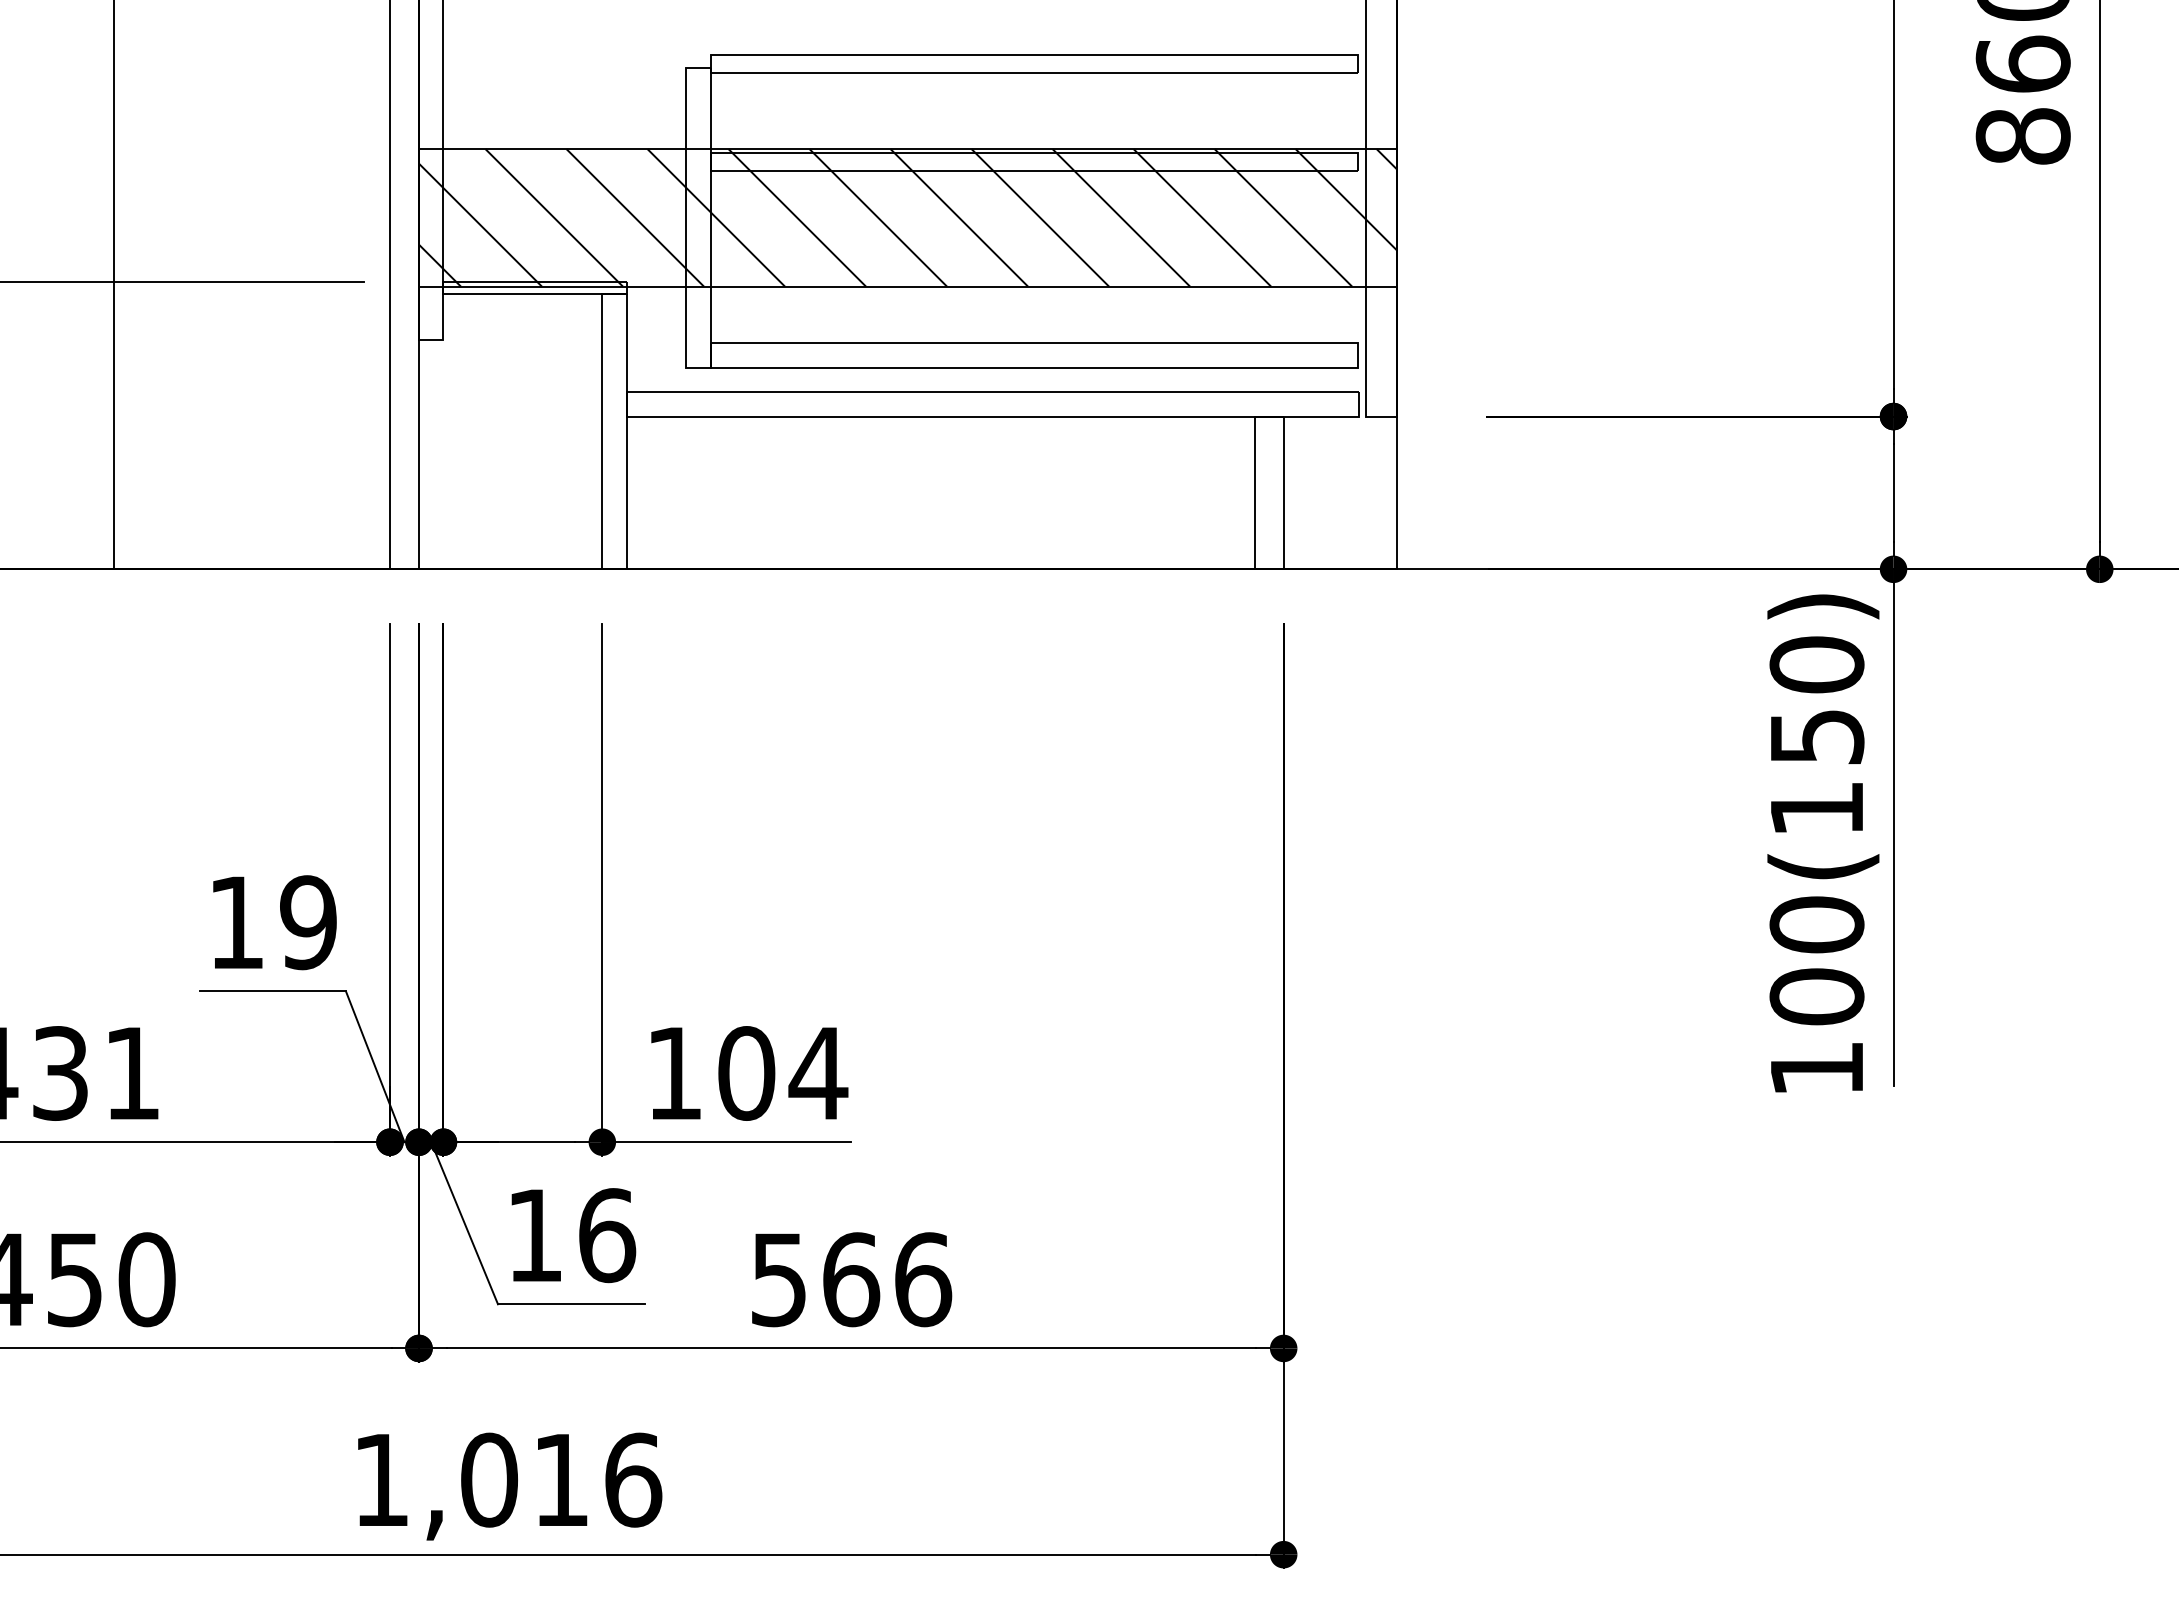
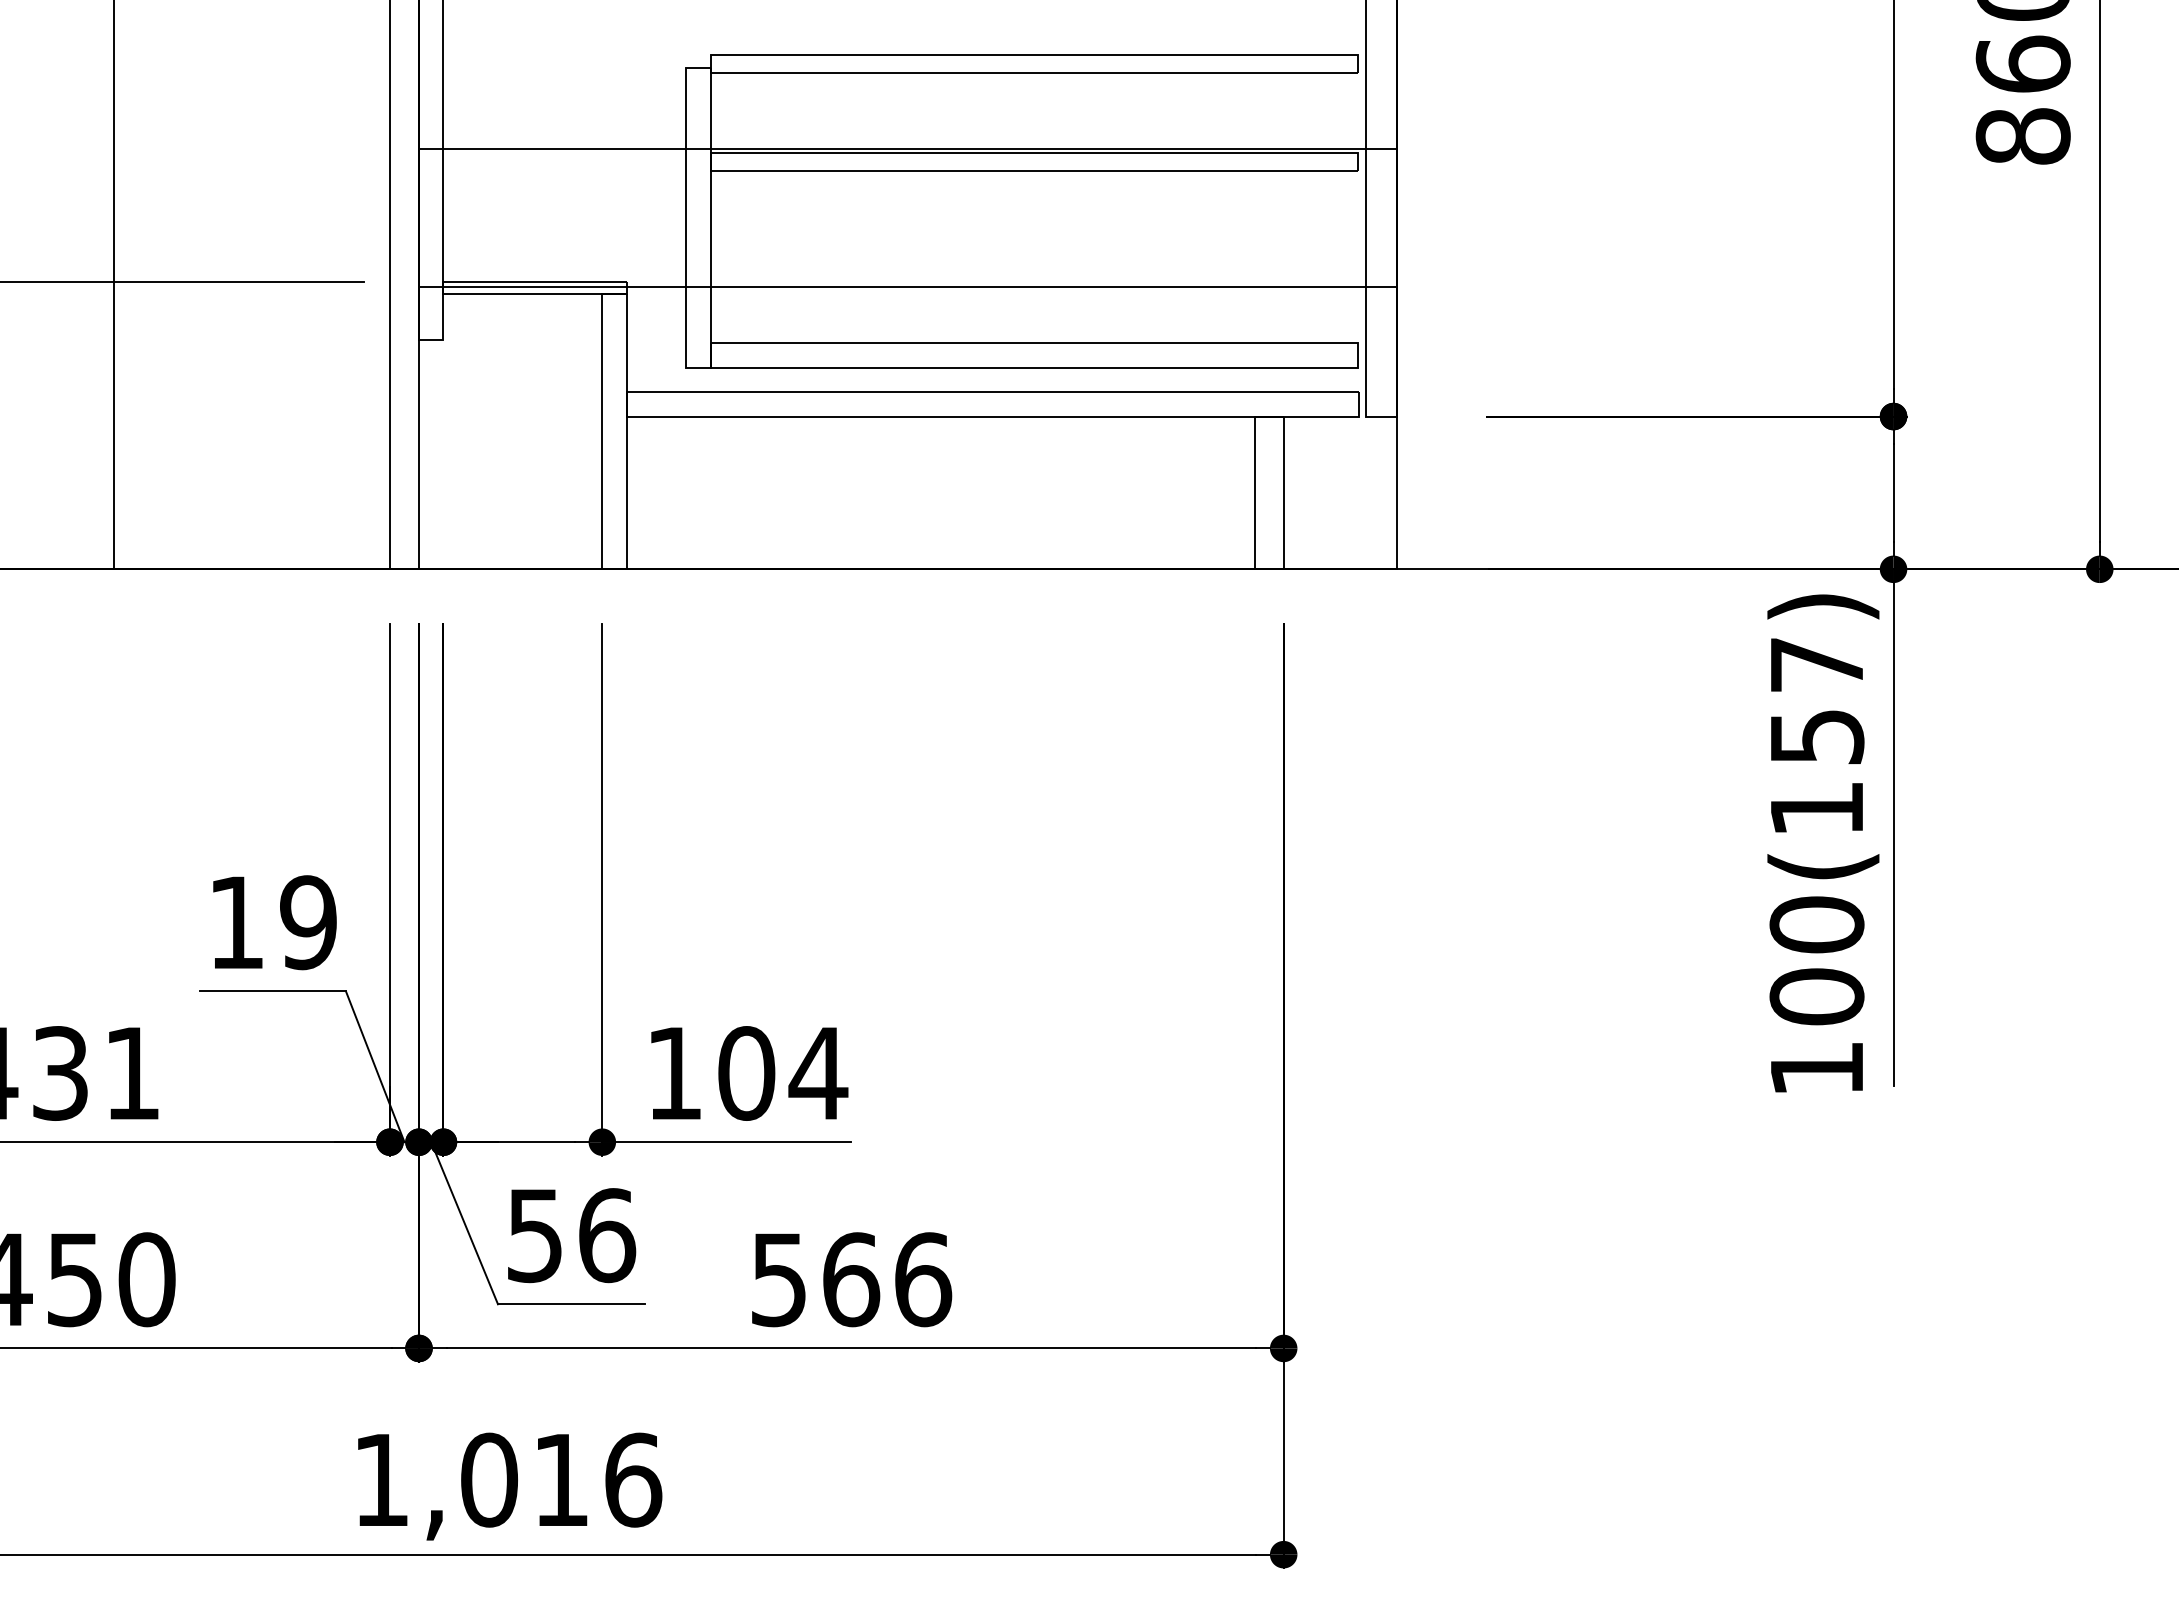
hatch: present -> none (907, 217)
text: 100(150) -> 100(157) (1816, 664)
text: 16 -> 56 (534, 1236)
